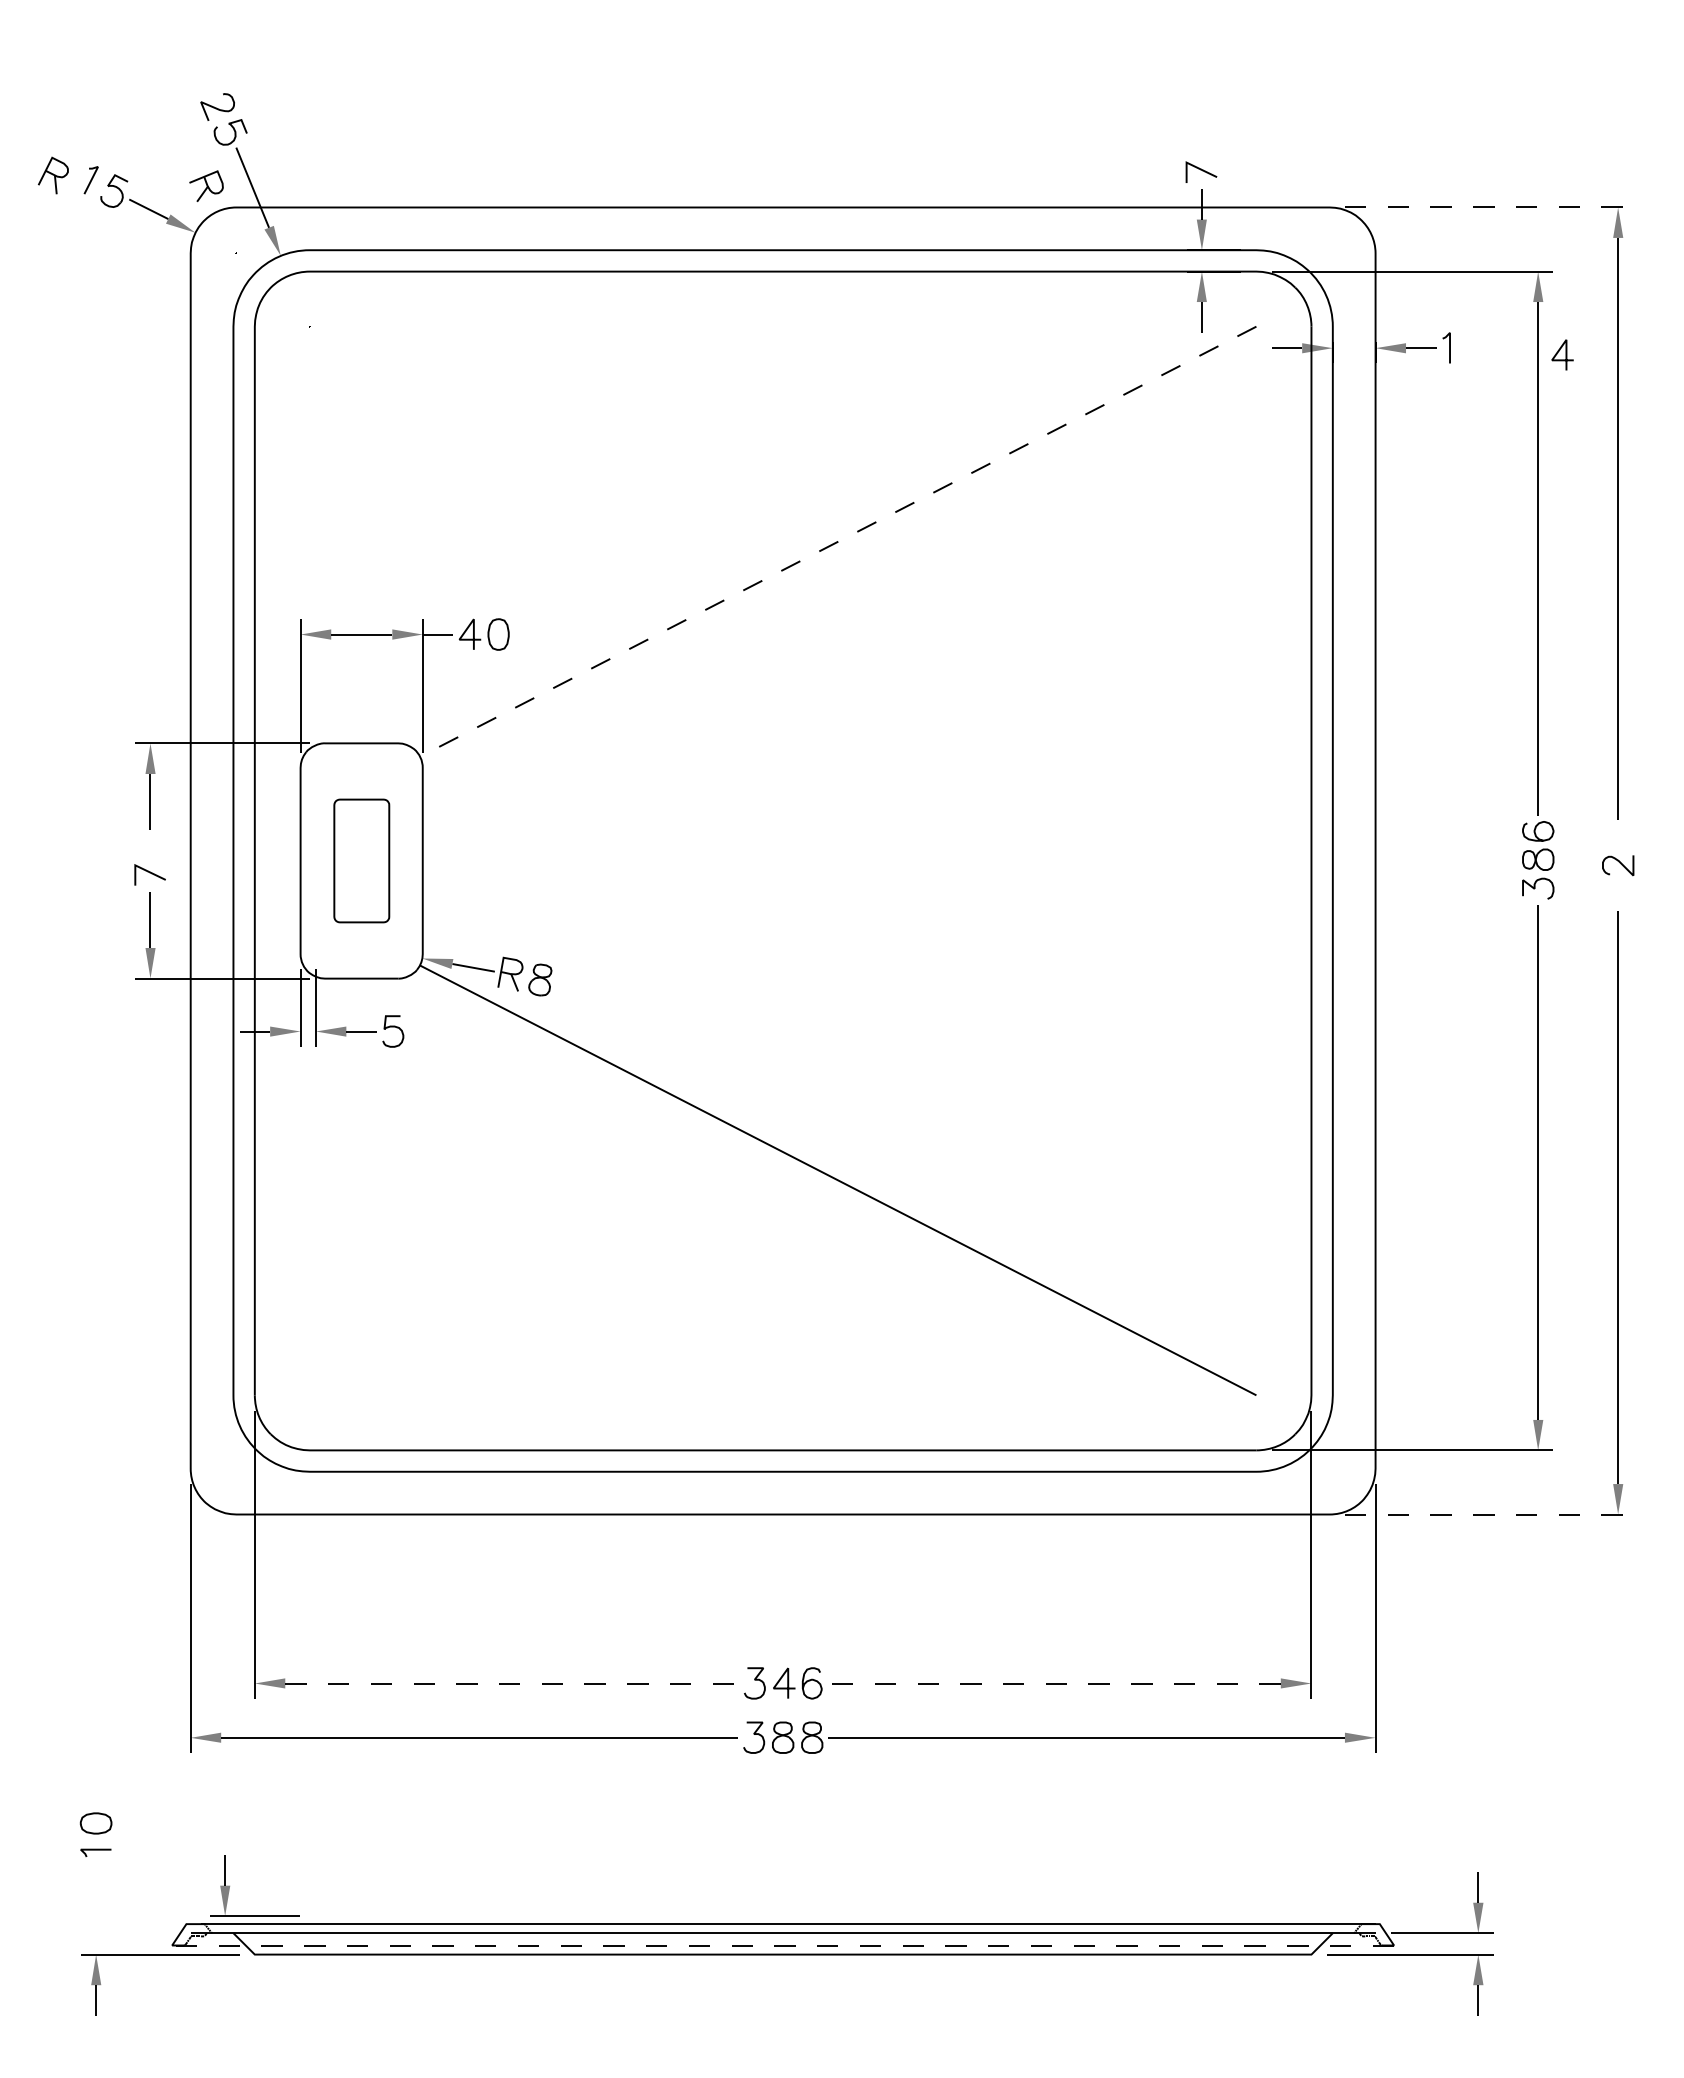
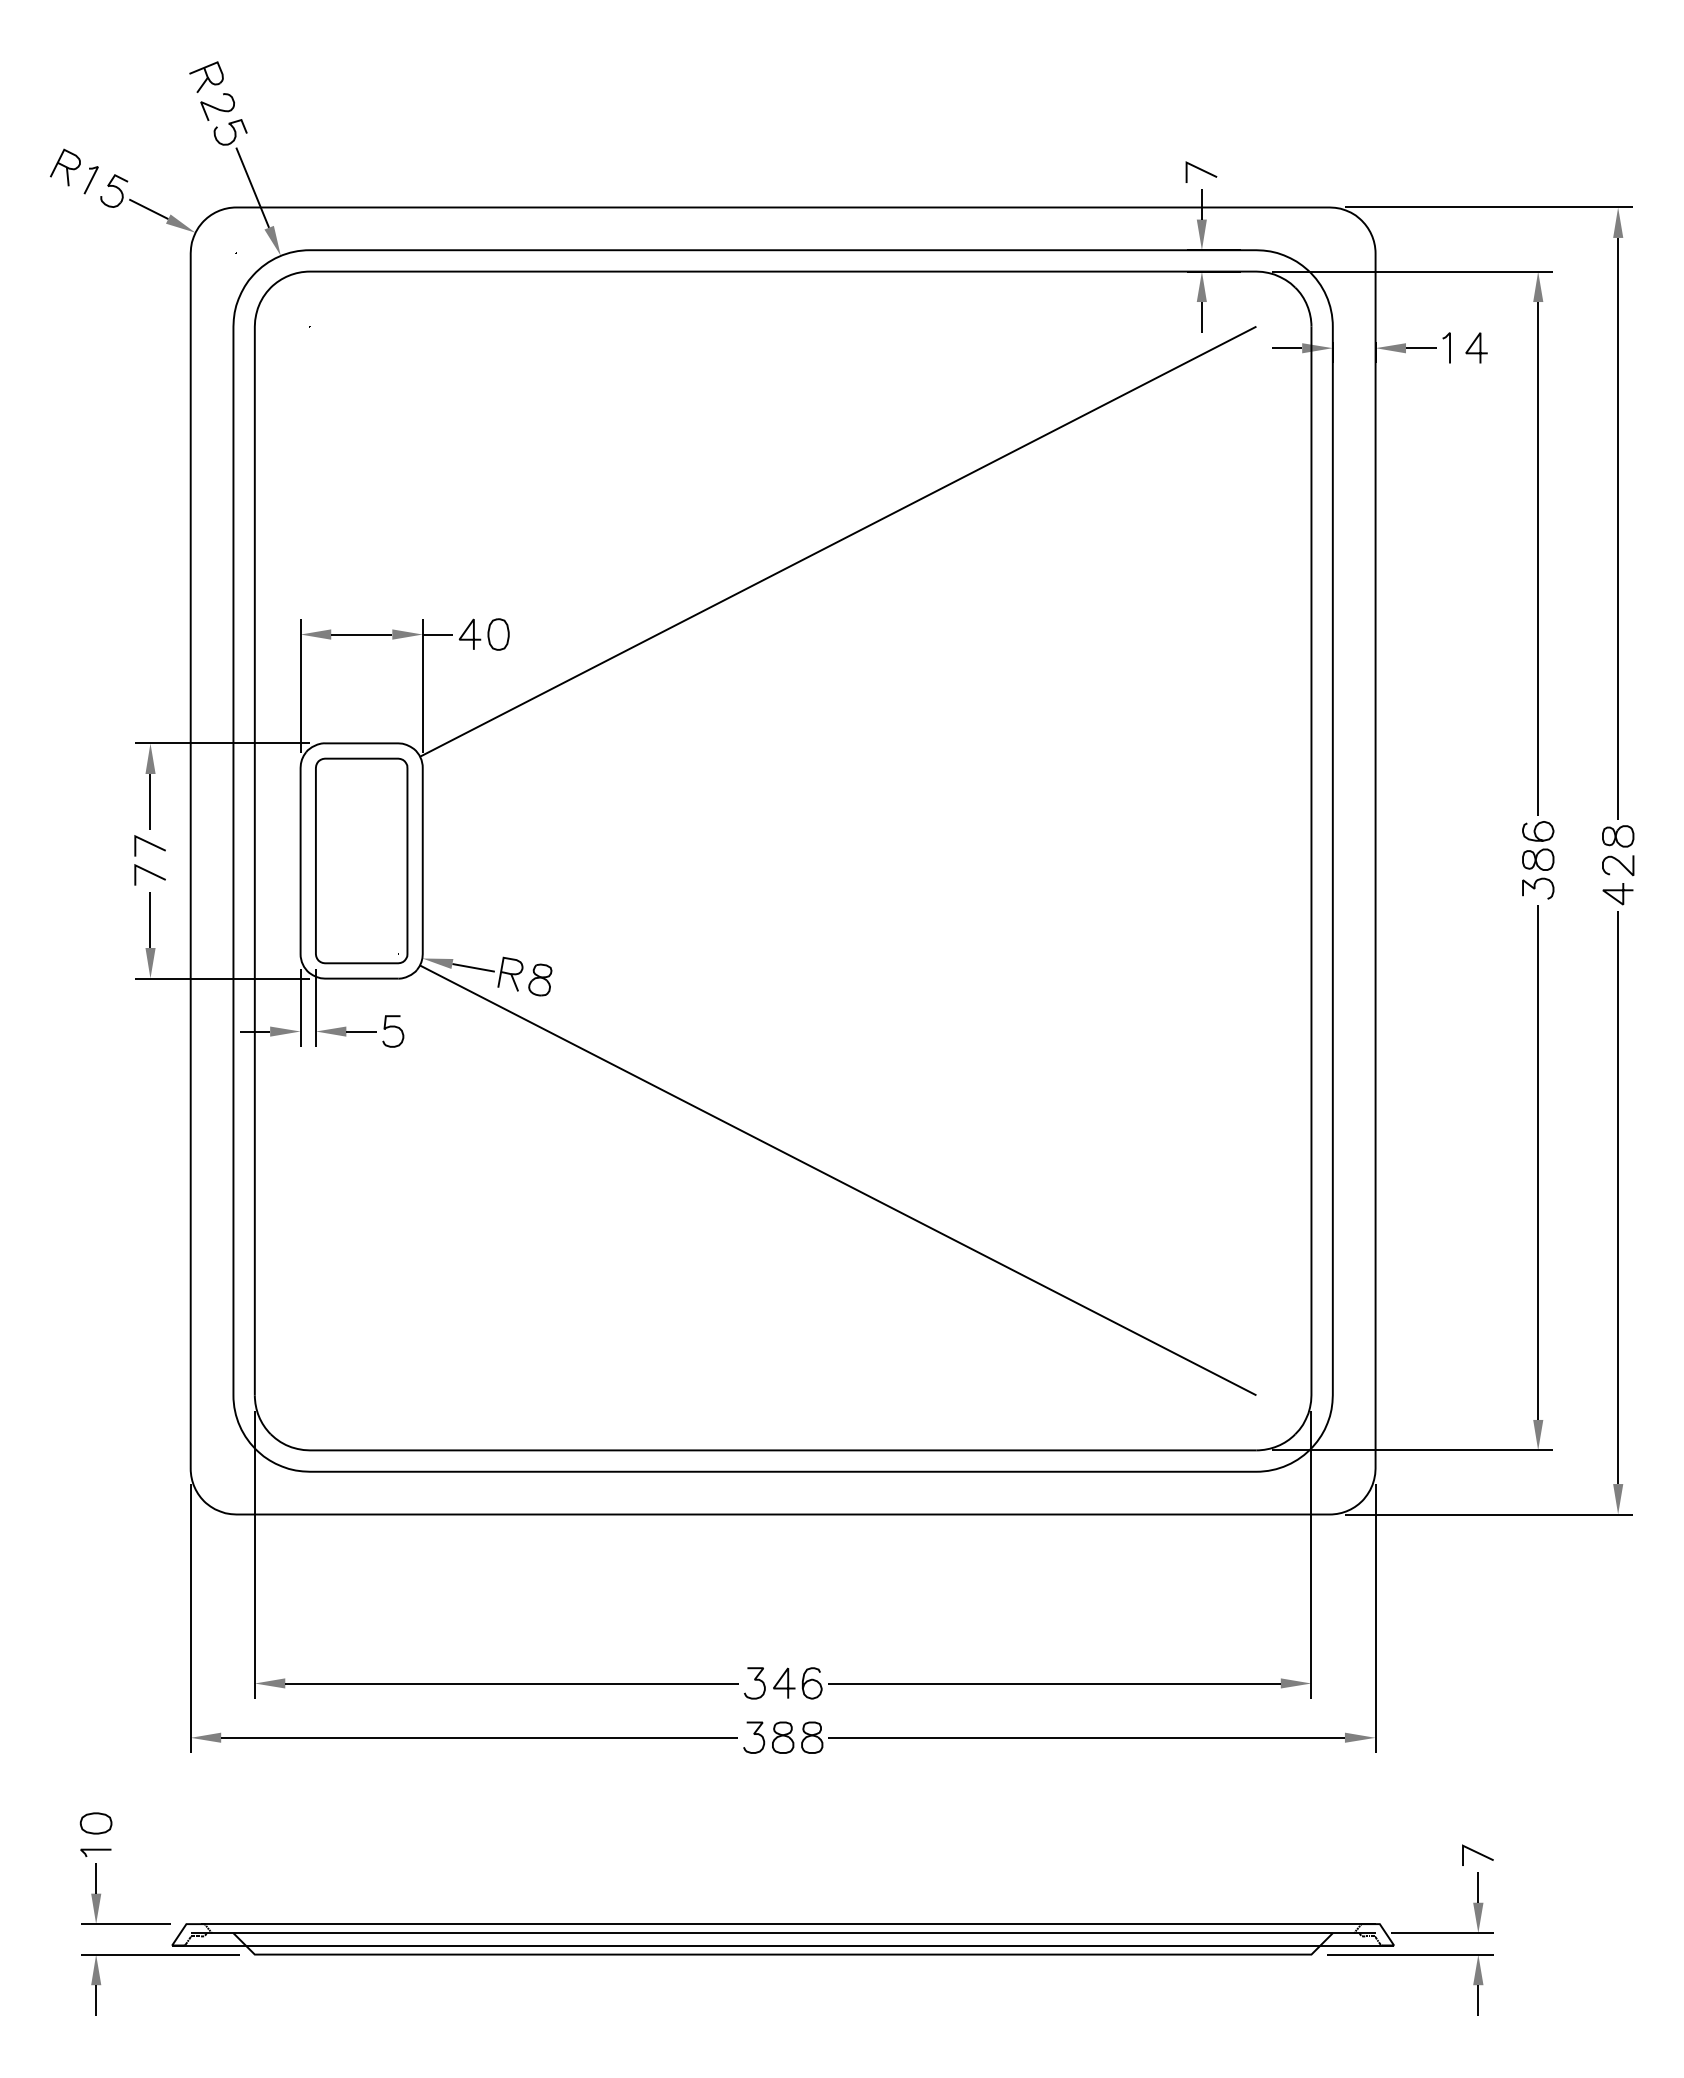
part position: (53, 175) -> (65, 167) (65, 167)
part position: (206, 185) -> (206, 76) (206, 76)
line: dashed -> solid (1489, 207)
line position: (1565, 354) -> (1479, 347) (1479, 347)
line: dashed -> solid (837, 541)
part: none -> present (1618, 836)
line: none -> present (149, 844)
part size: 58x126 px -> 94x208 px (361, 860)
line: none -> present (1617, 891)
line: dashed -> solid (1489, 1514)
line: dashed -> solid (511, 1683)
line: dashed -> solid (1054, 1683)
line: none -> present (1477, 1853)
part position: (229, 1885) -> (100, 1893) (100, 1893)
line: dashed -> solid (783, 1945)
